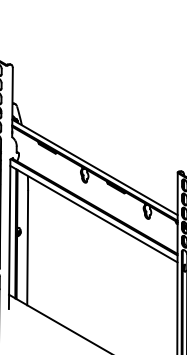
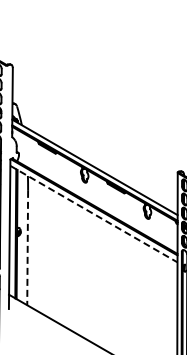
line: solid -> dashed (93, 214)
line: solid -> dashed (27, 248)
